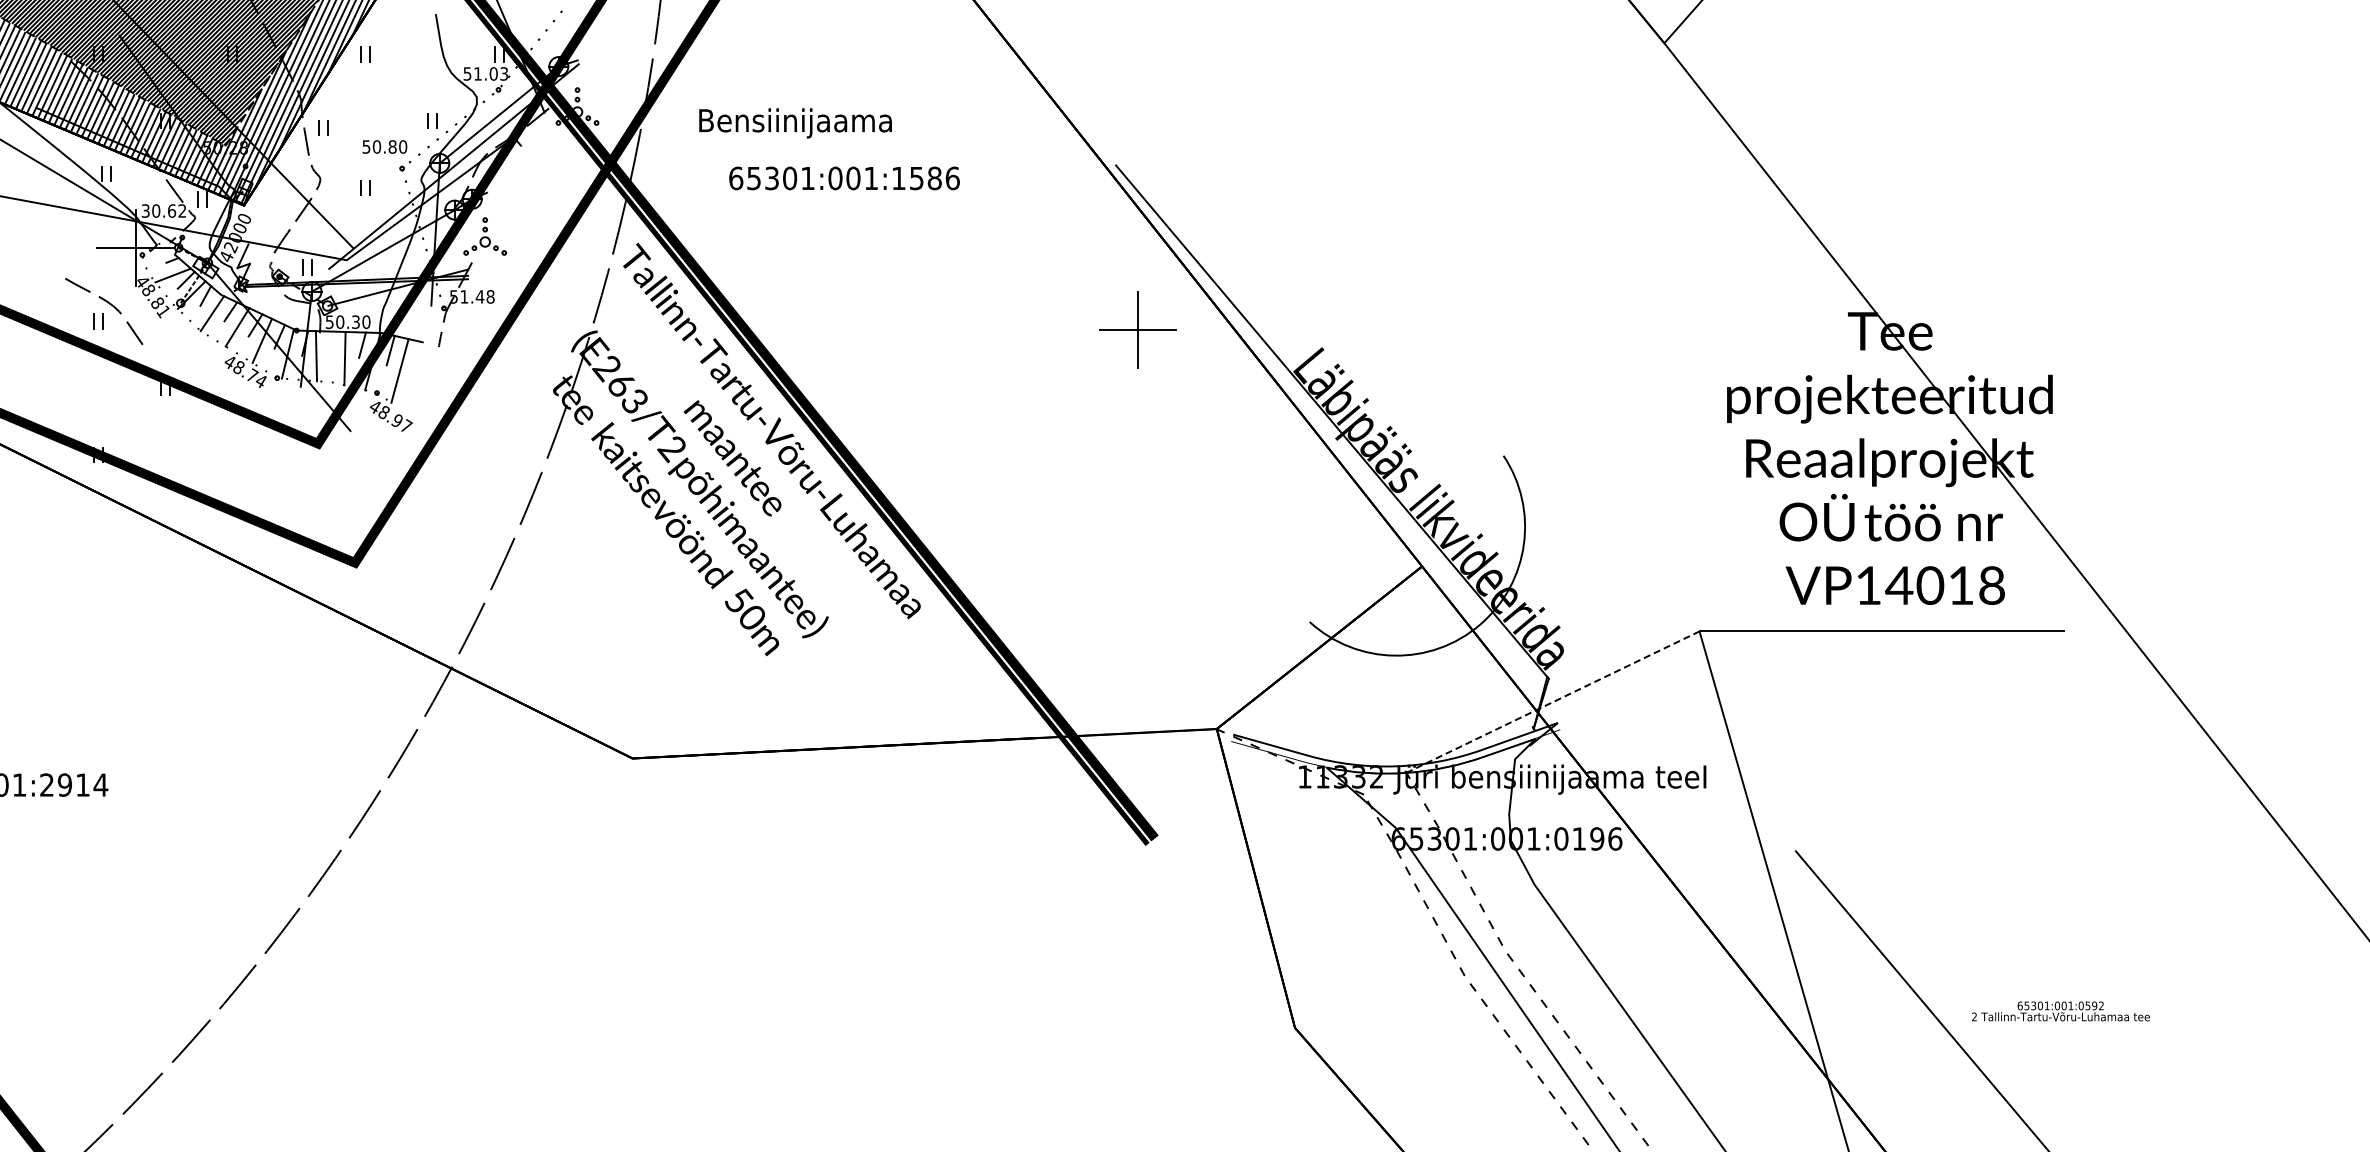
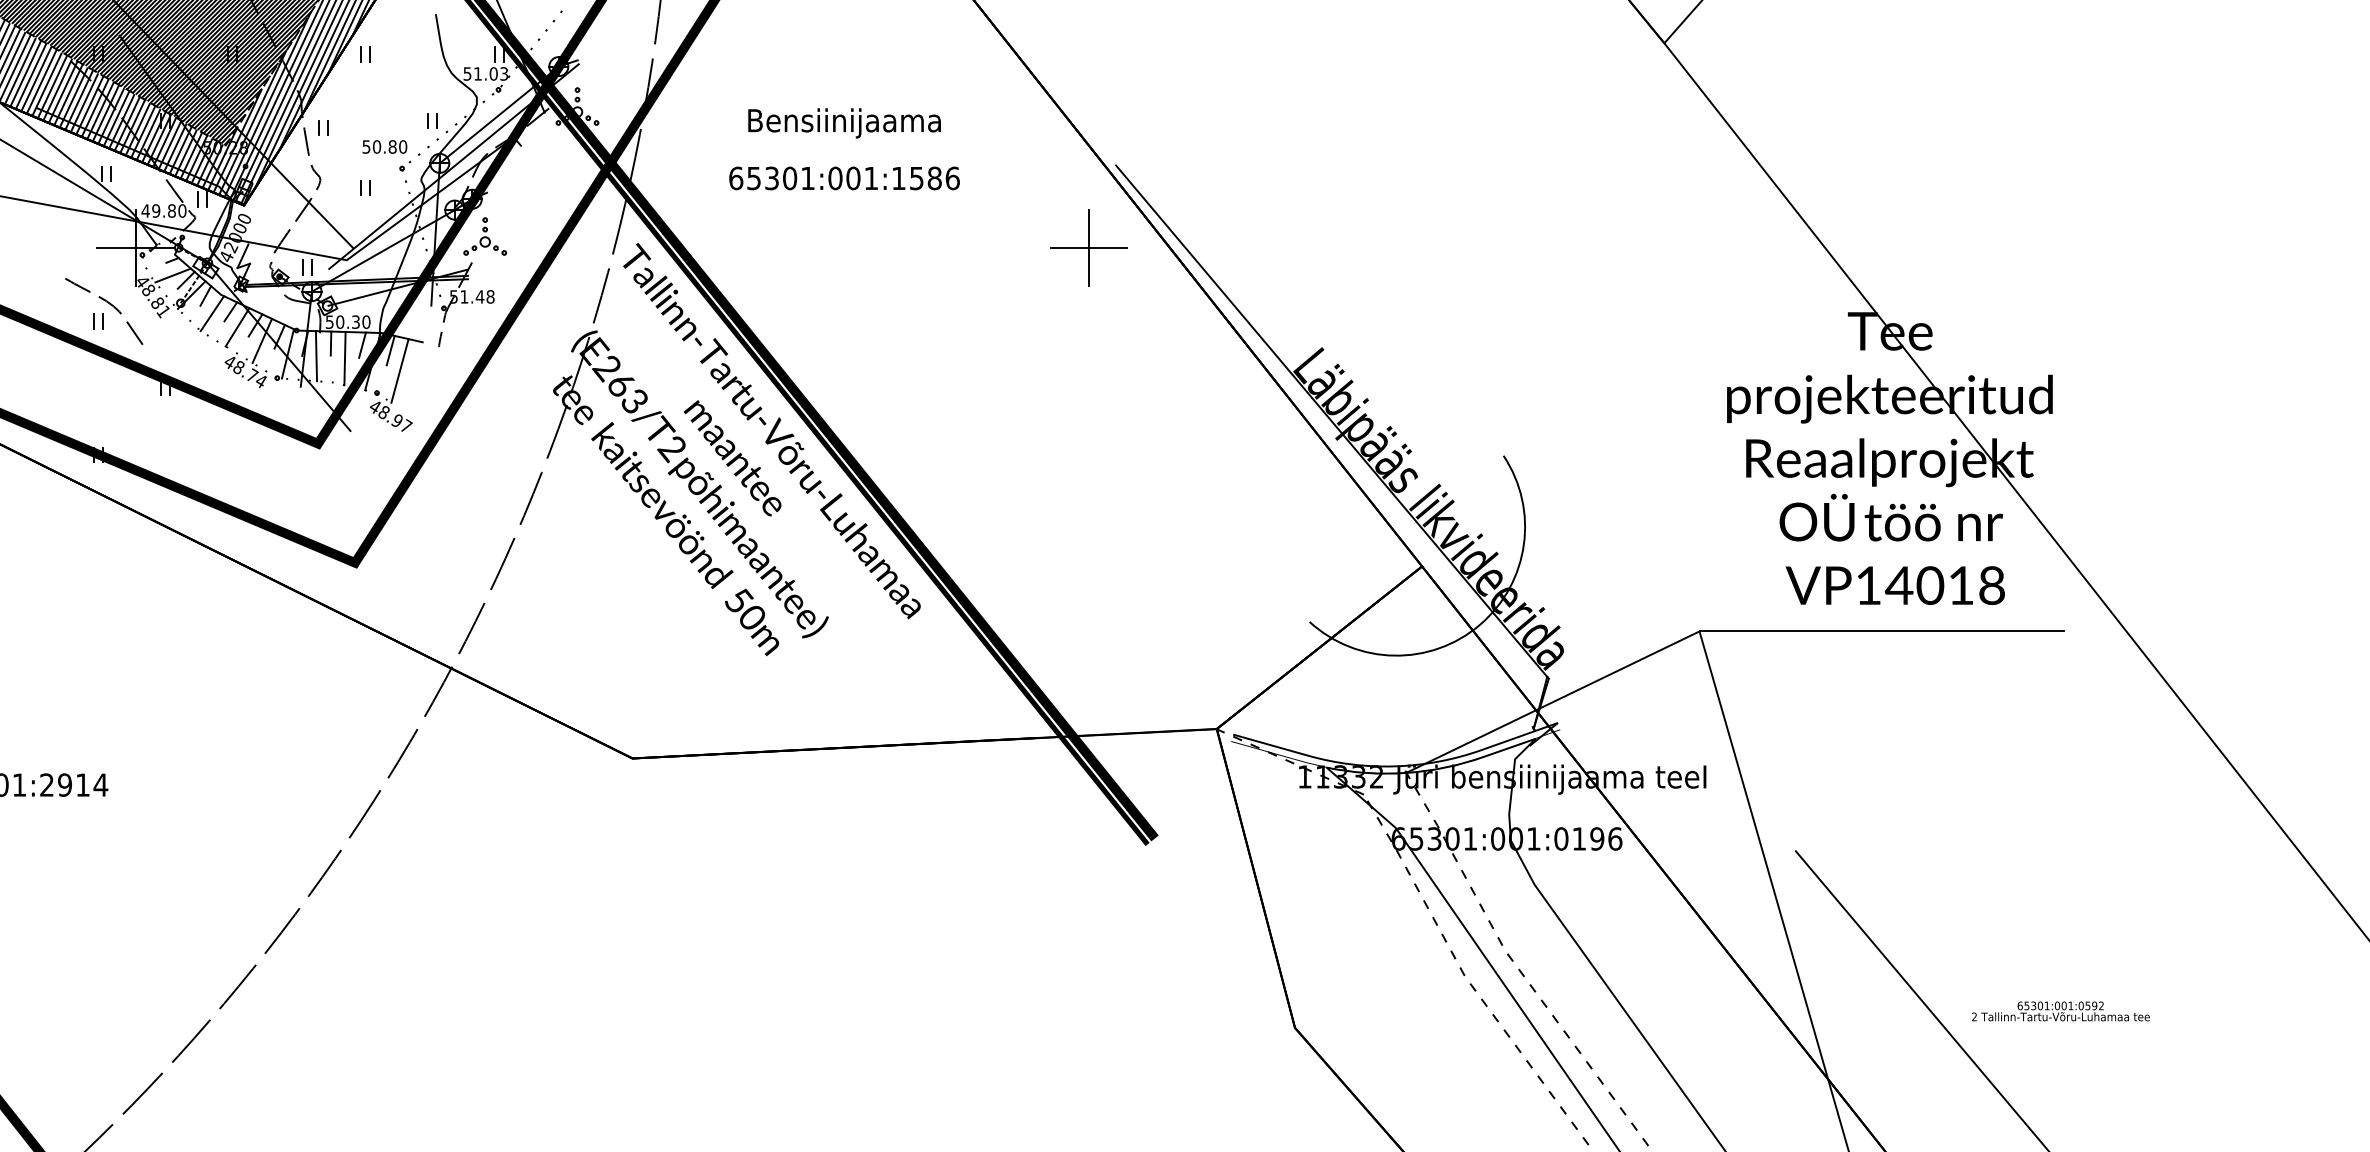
text position: (795, 123) -> (844, 123) (844, 123)
text: 30.62 -> 49.80 (163, 210)
part position: (1137, 329) -> (1088, 247) (1088, 247)
line: none -> present (330, 343)
line: dashed -> solid (1552, 702)
